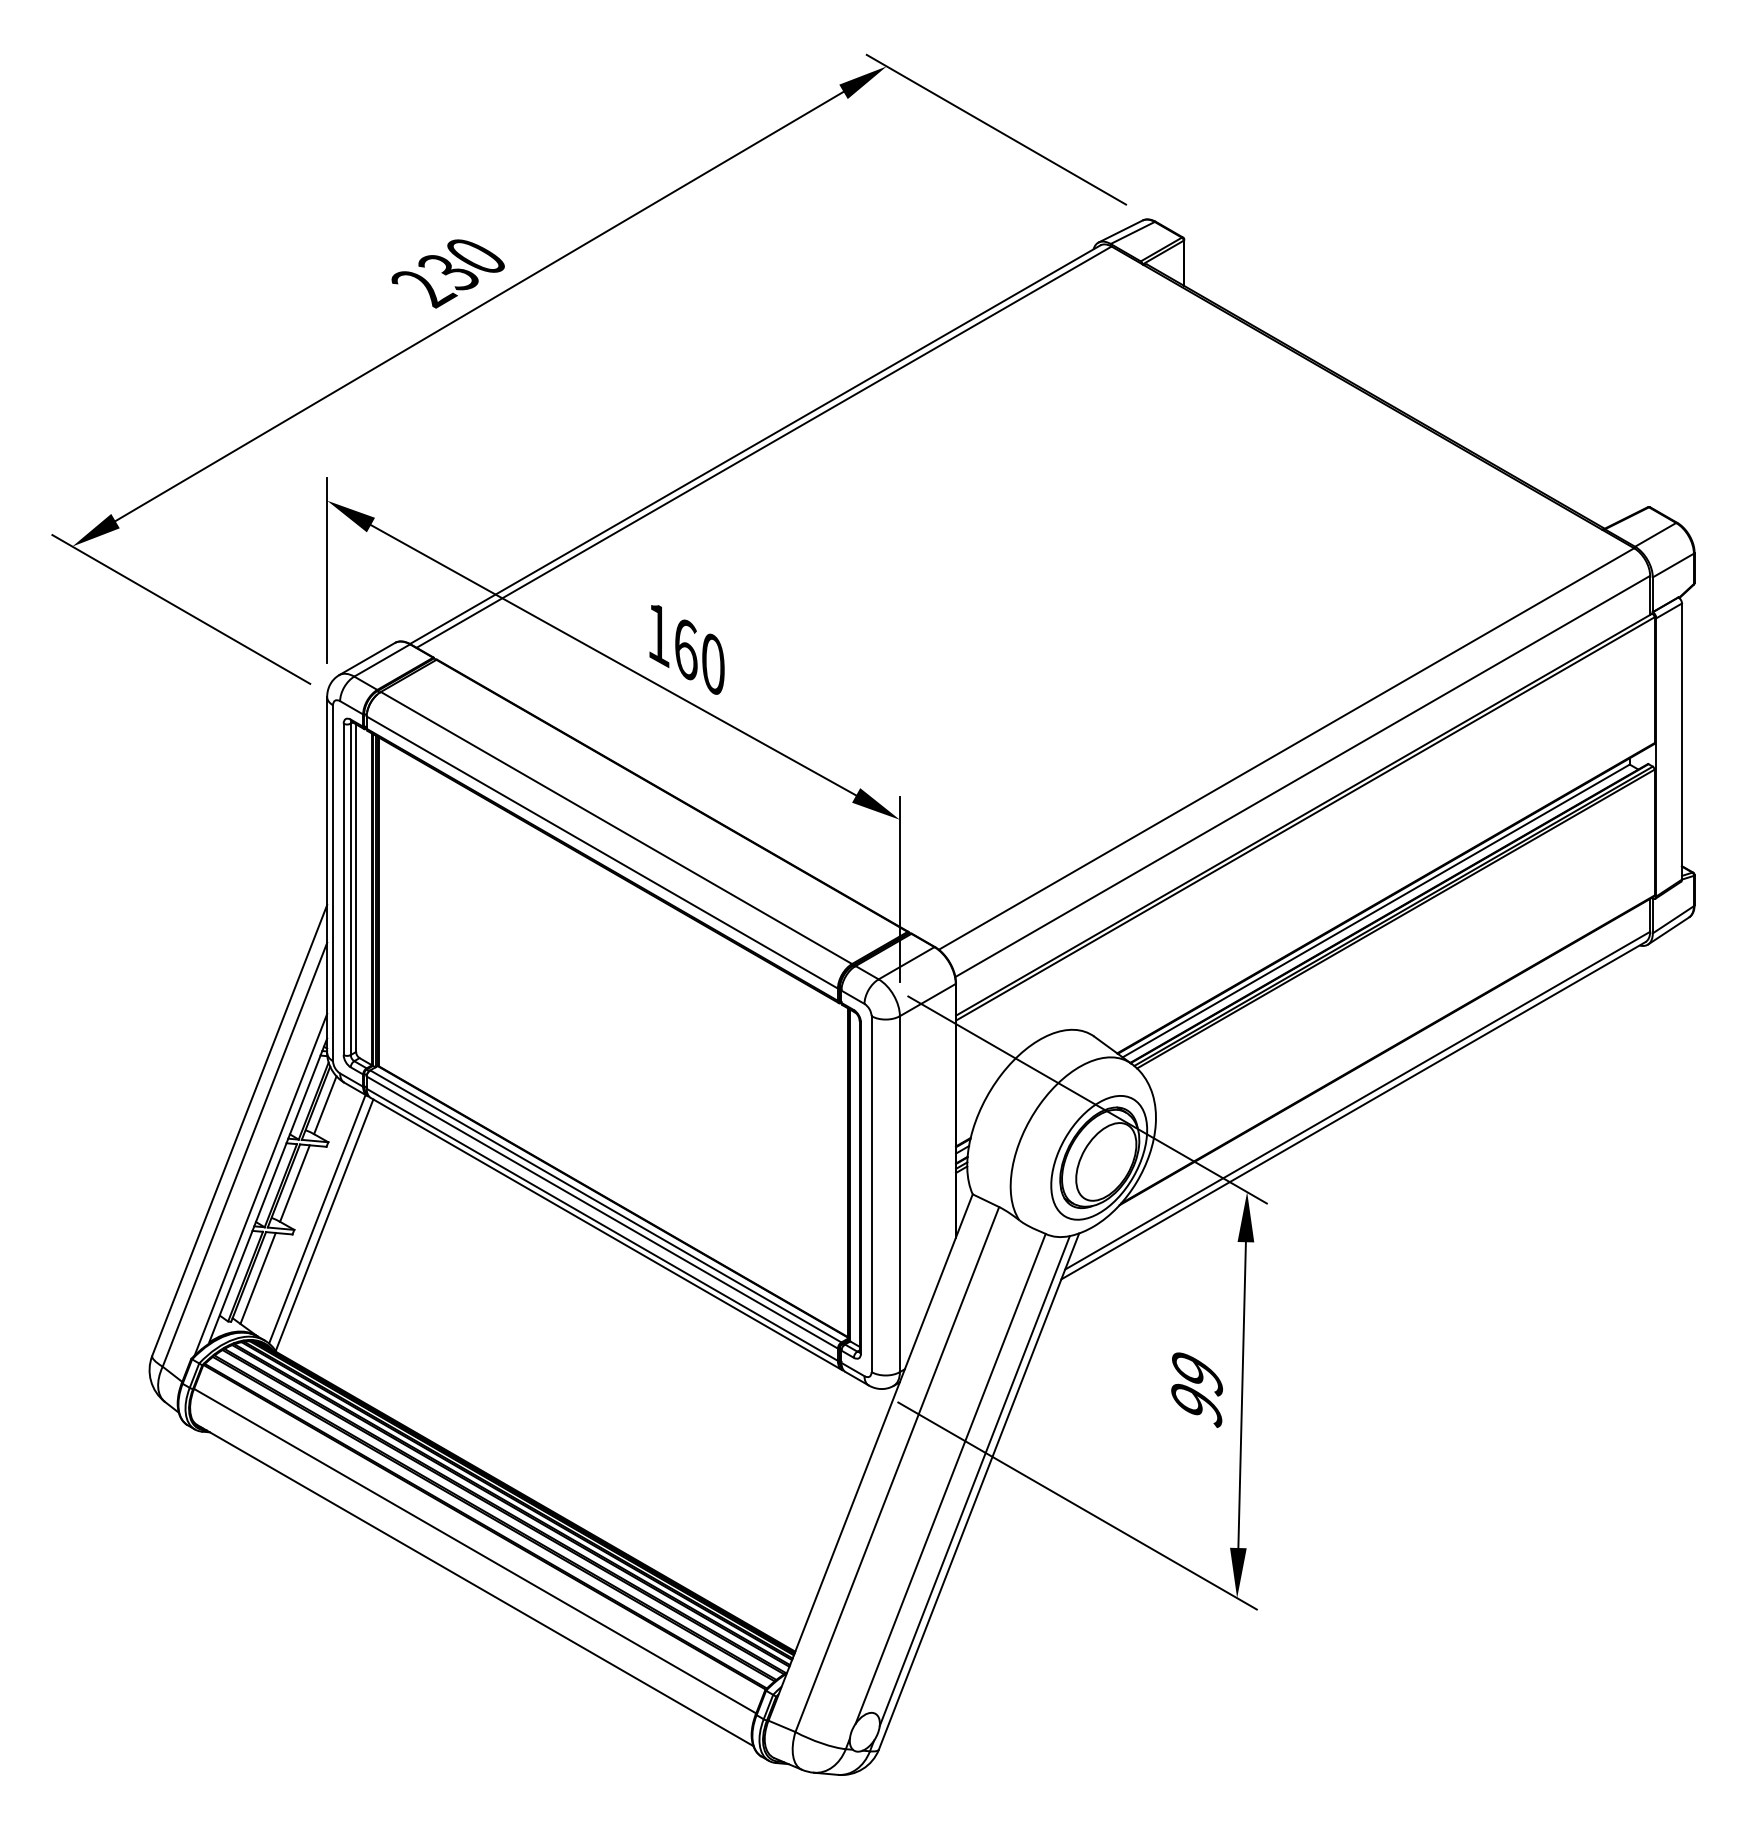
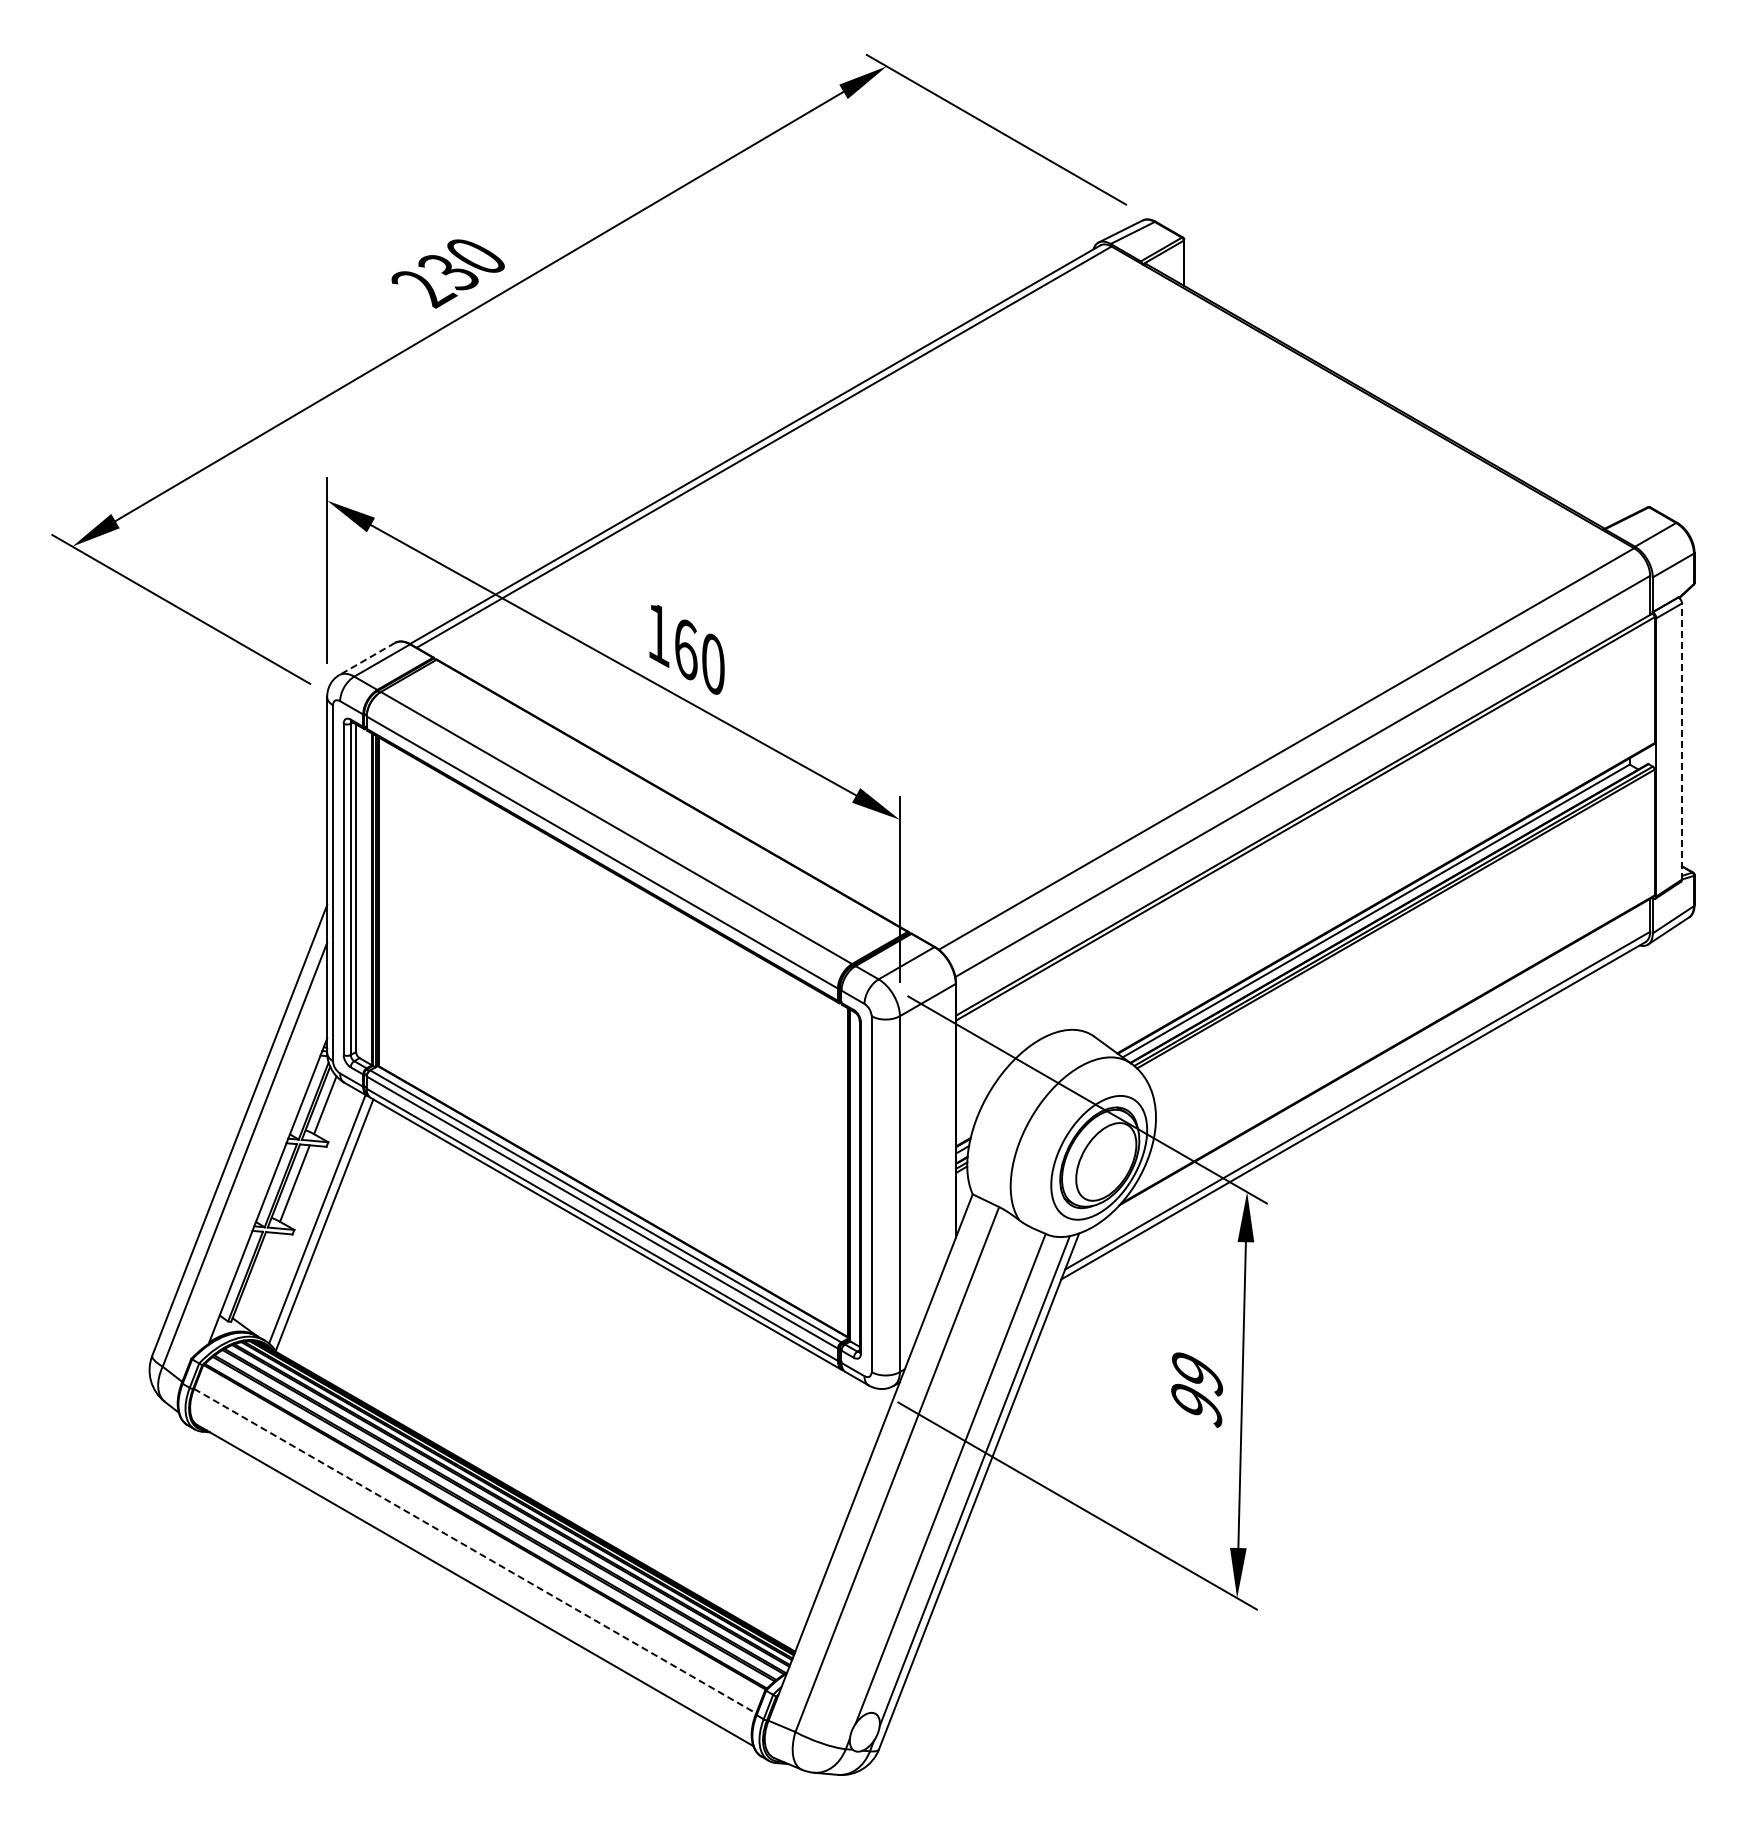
line: solid -> dashed (366, 659)
line: solid -> dashed (1682, 741)
line: present -> none (260, 1184)
line: present -> none (257, 1277)
line: solid -> dashed (475, 1551)
